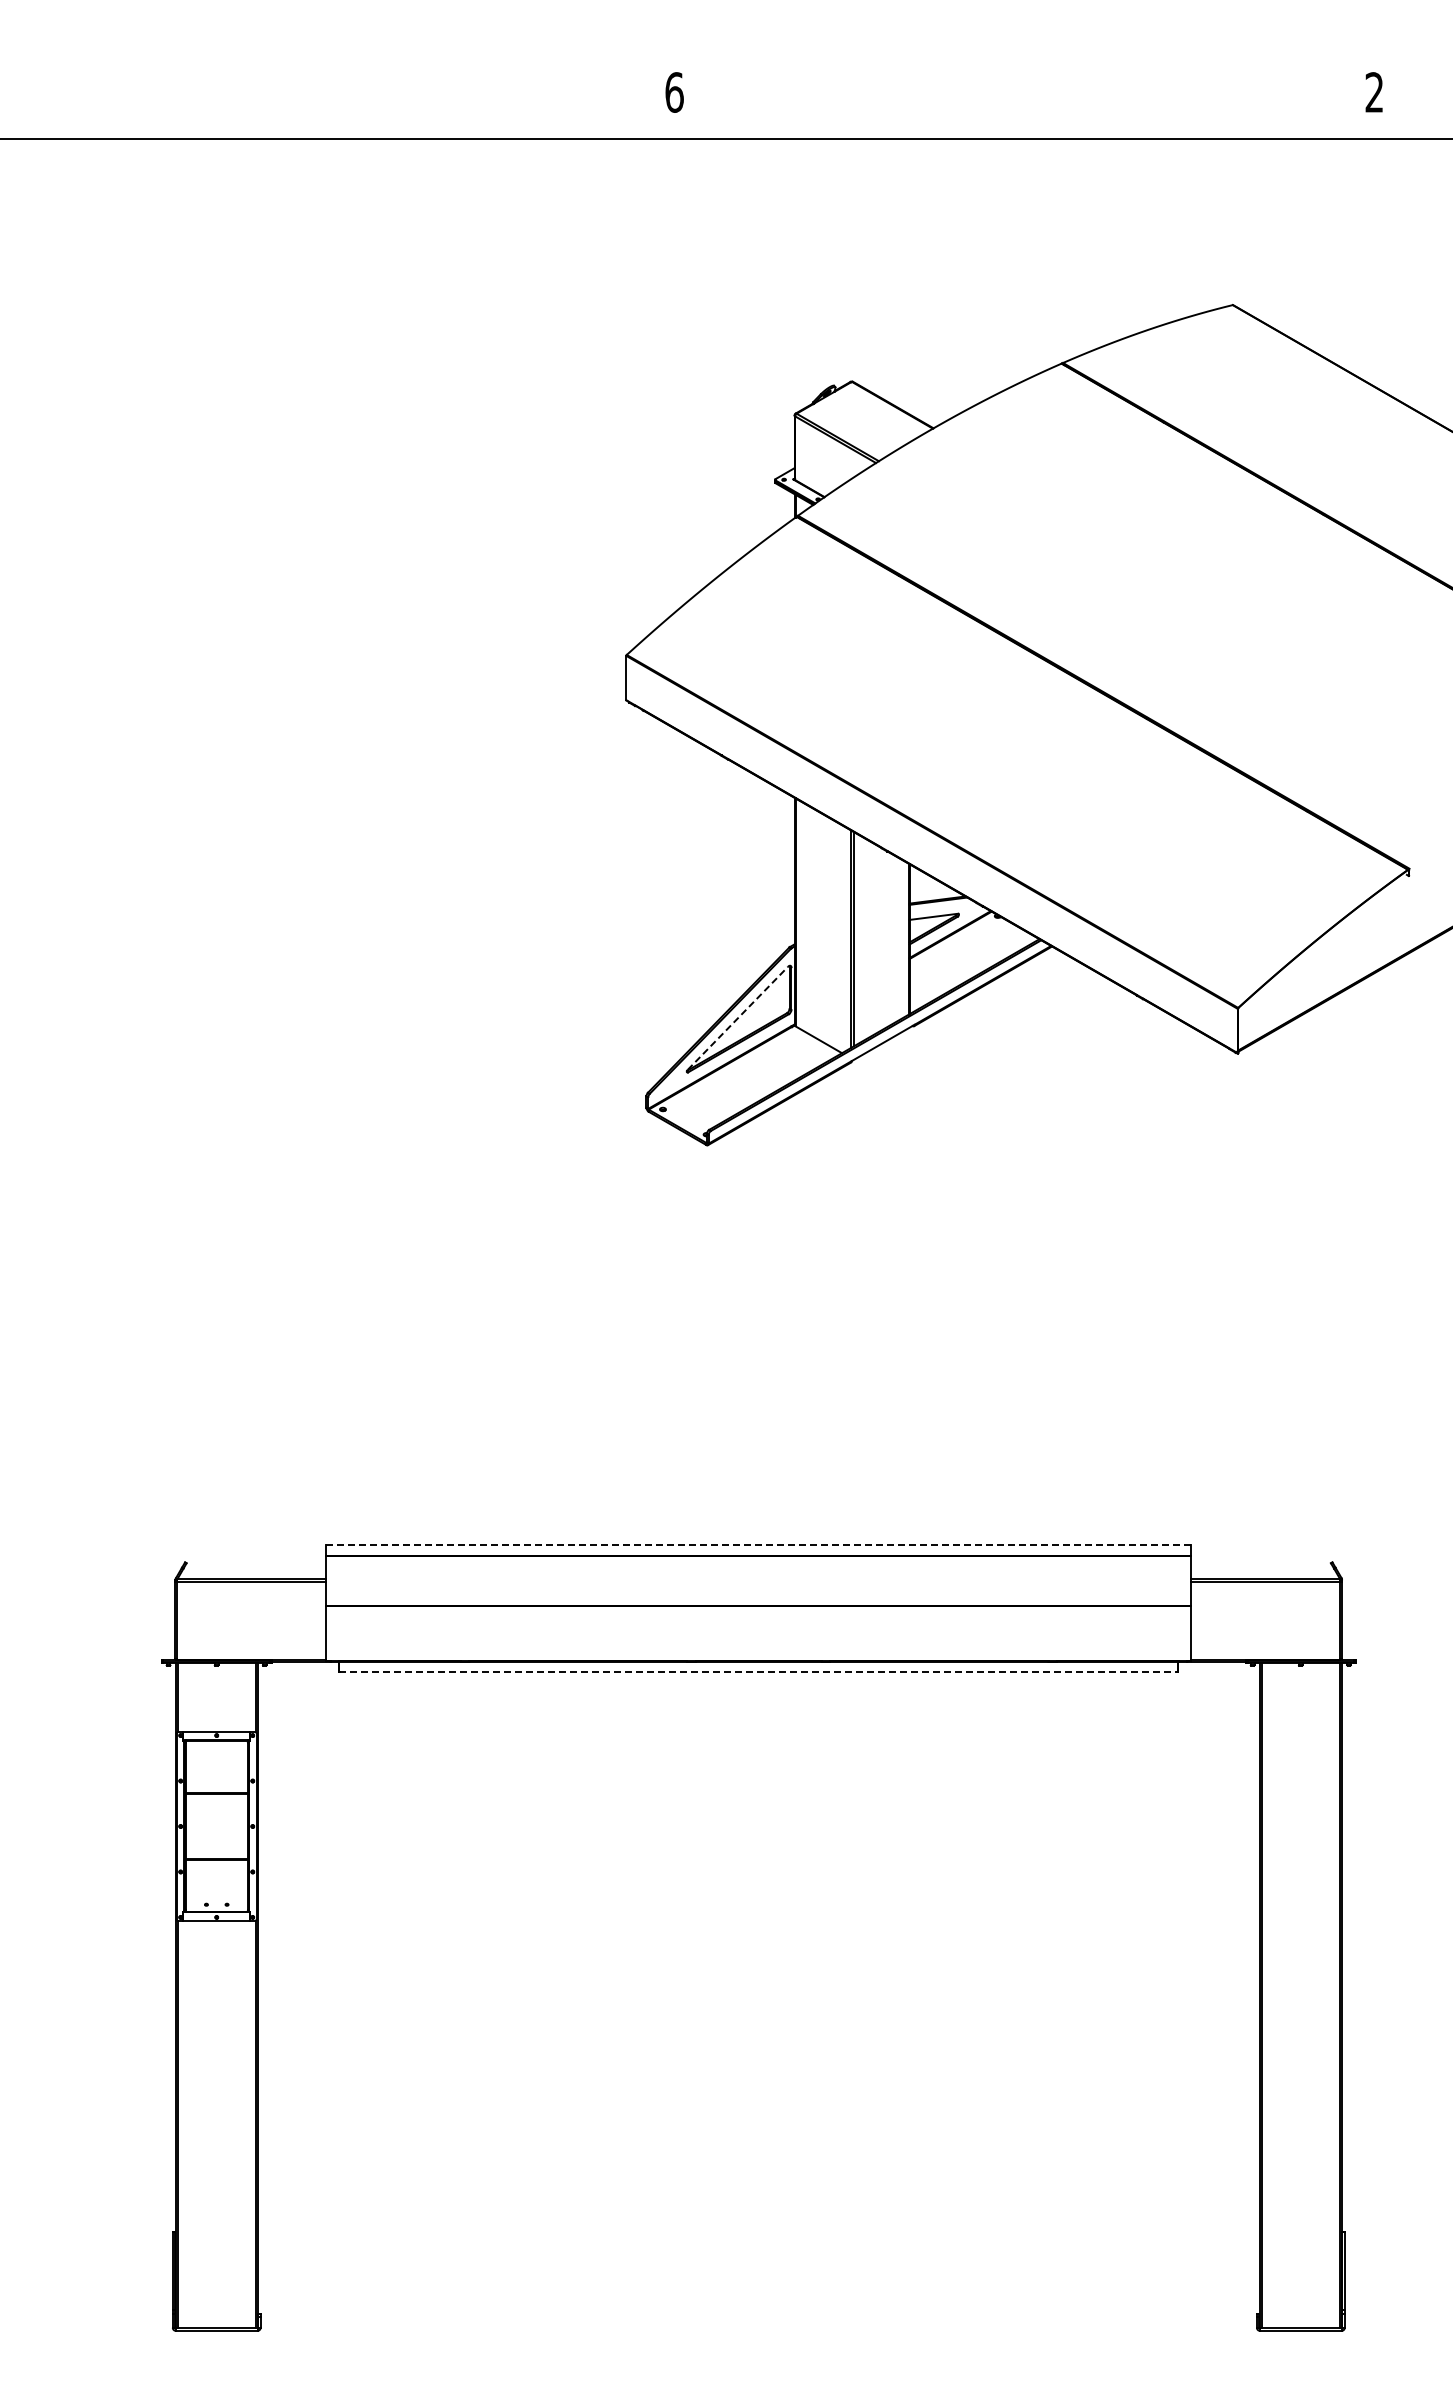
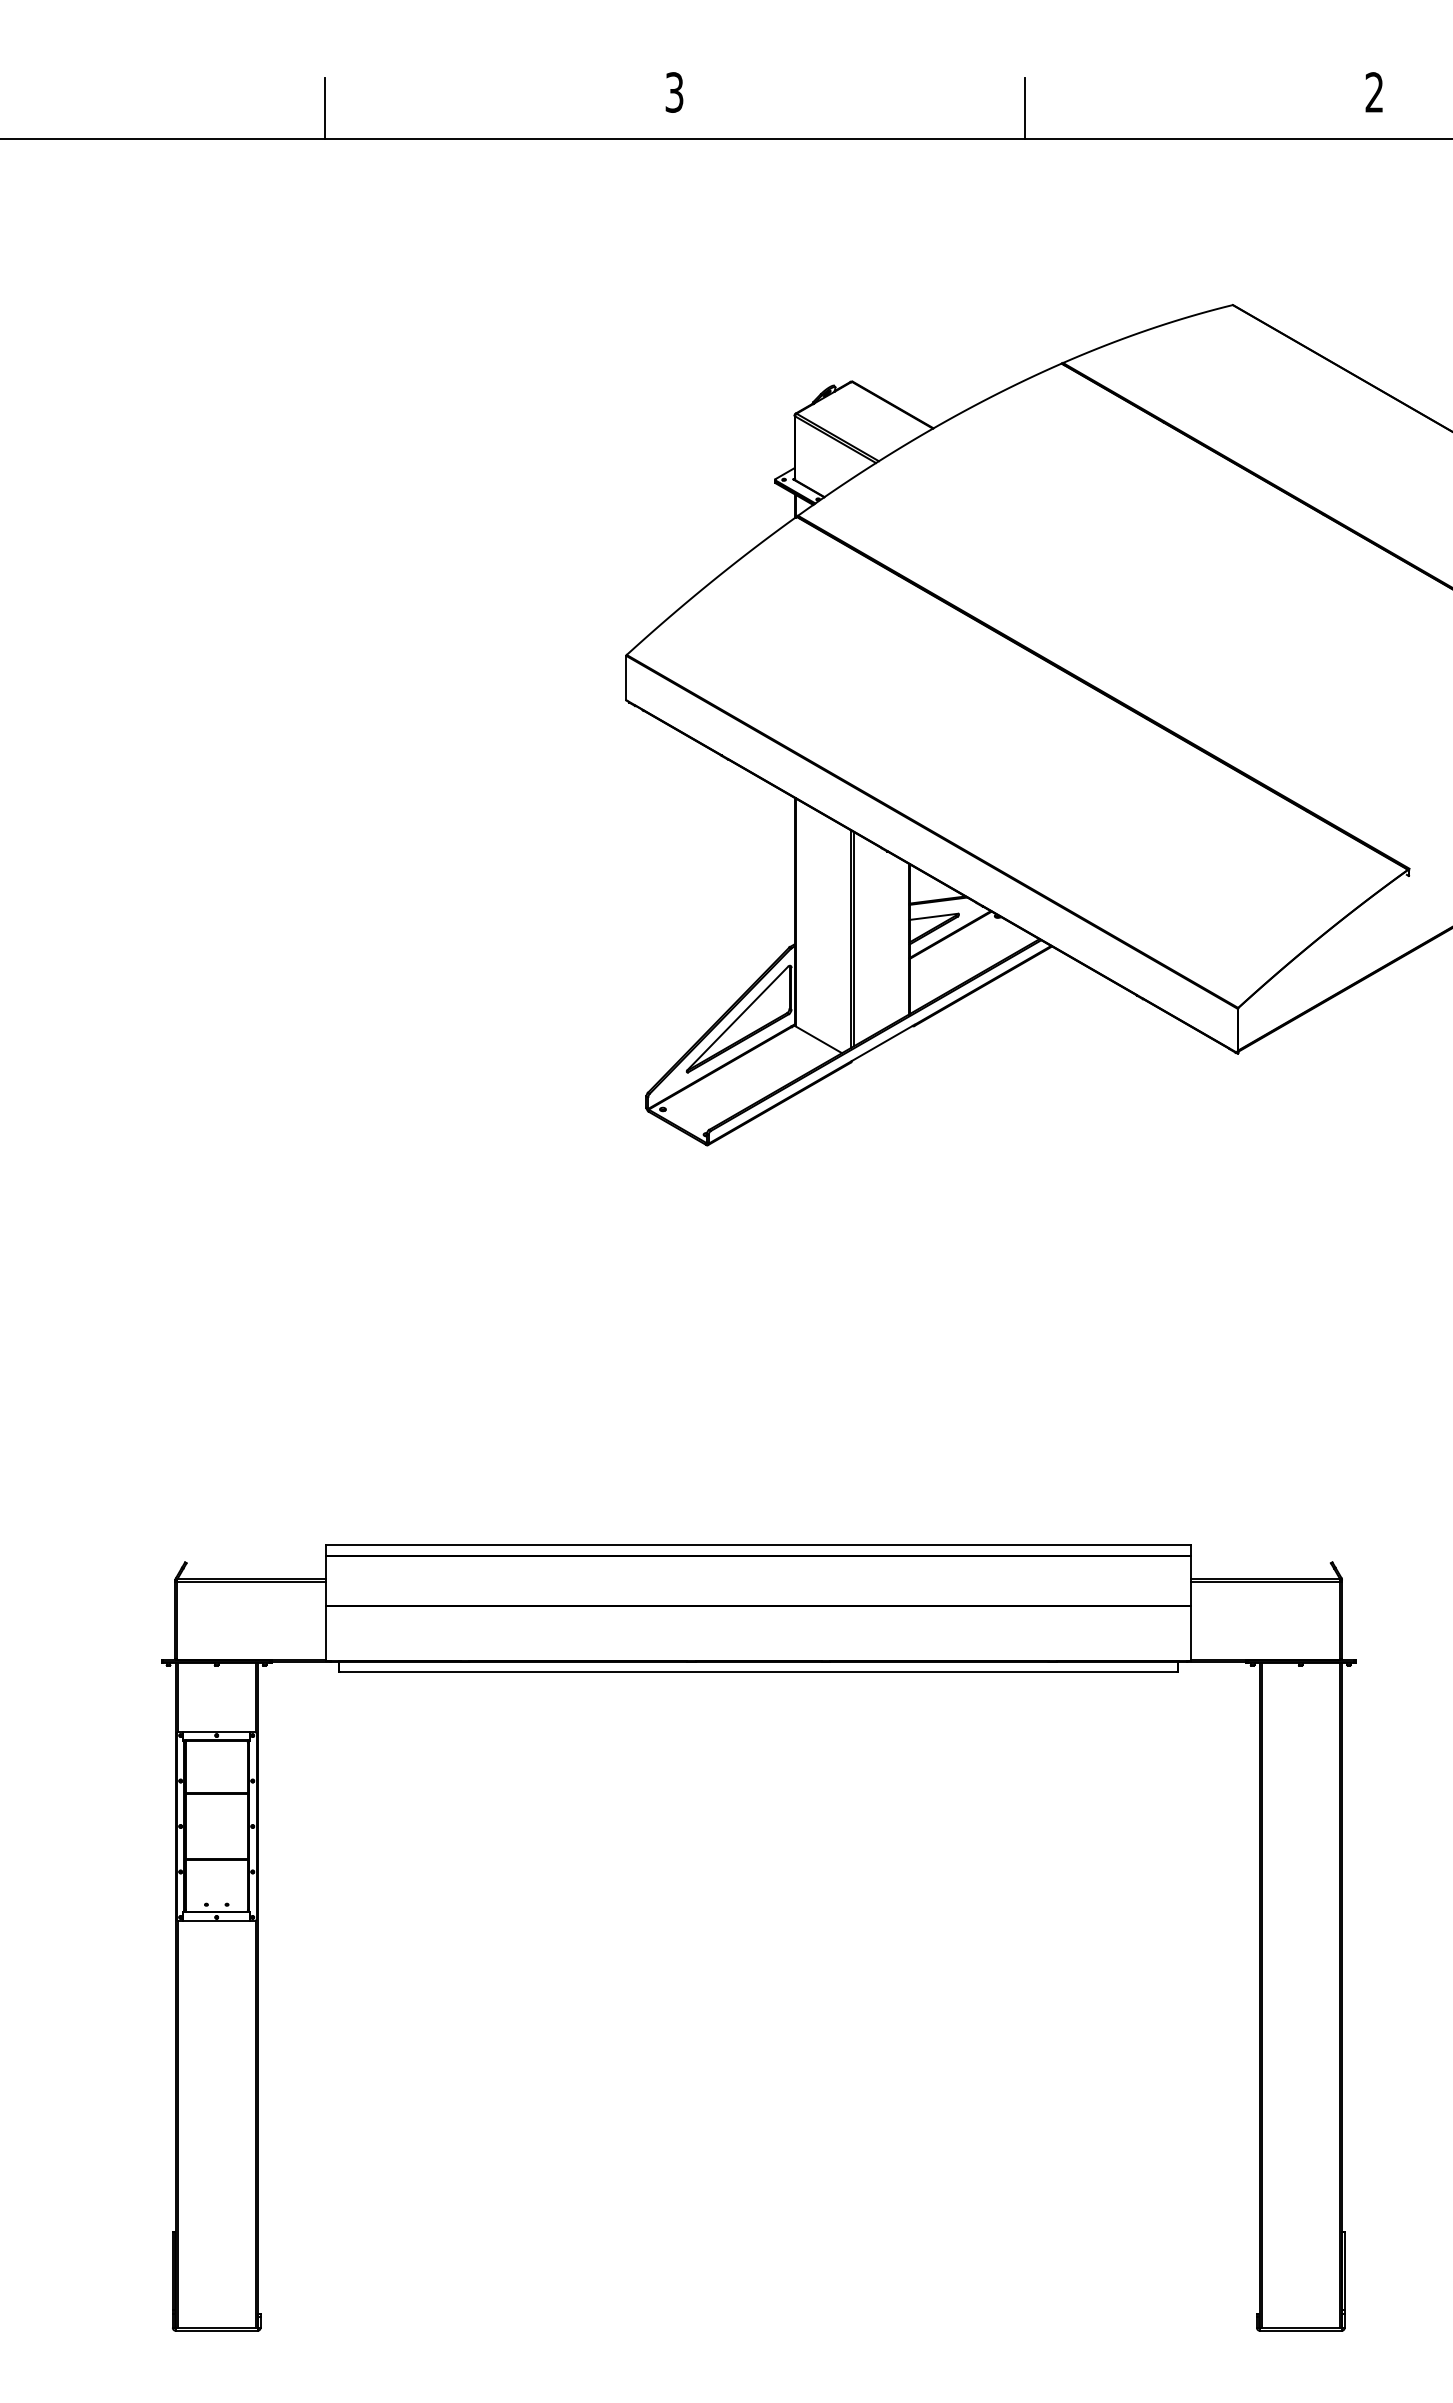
text: 6 -> 3 (674, 92)
line: none -> present (325, 108)
line: none -> present (1025, 108)
line: dashed -> solid (737, 1018)
line: dashed -> solid (758, 1544)
line: dashed -> solid (759, 1671)
